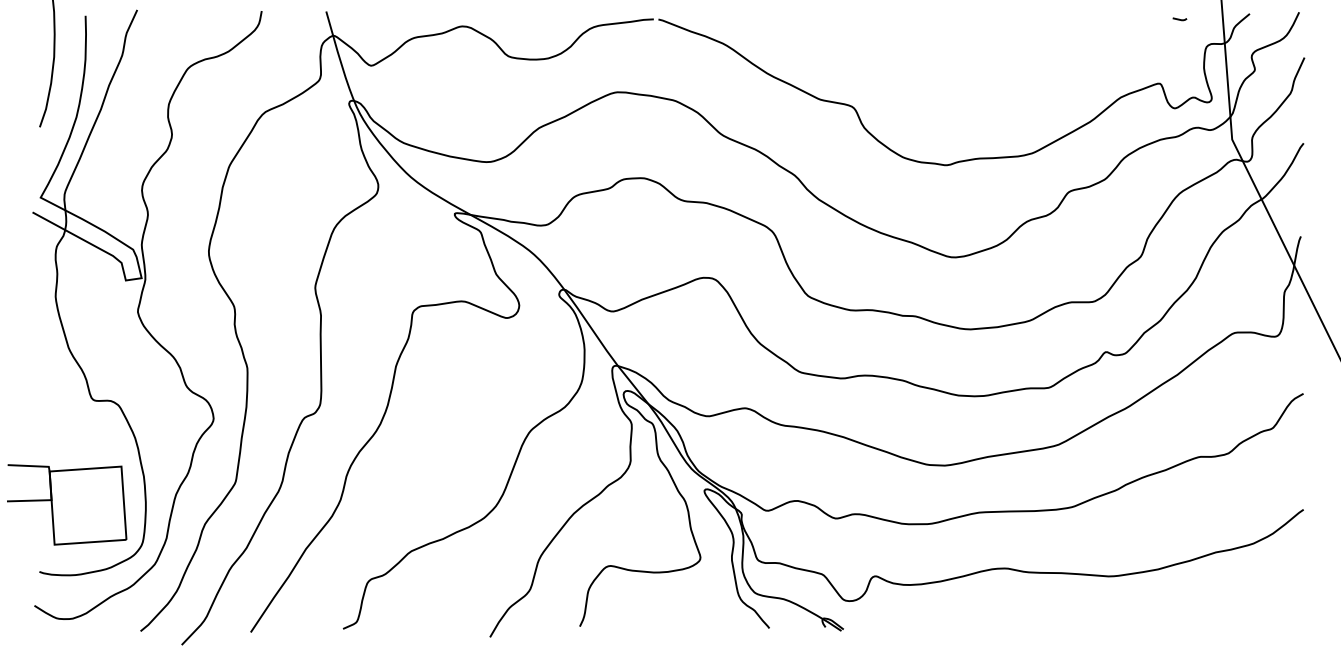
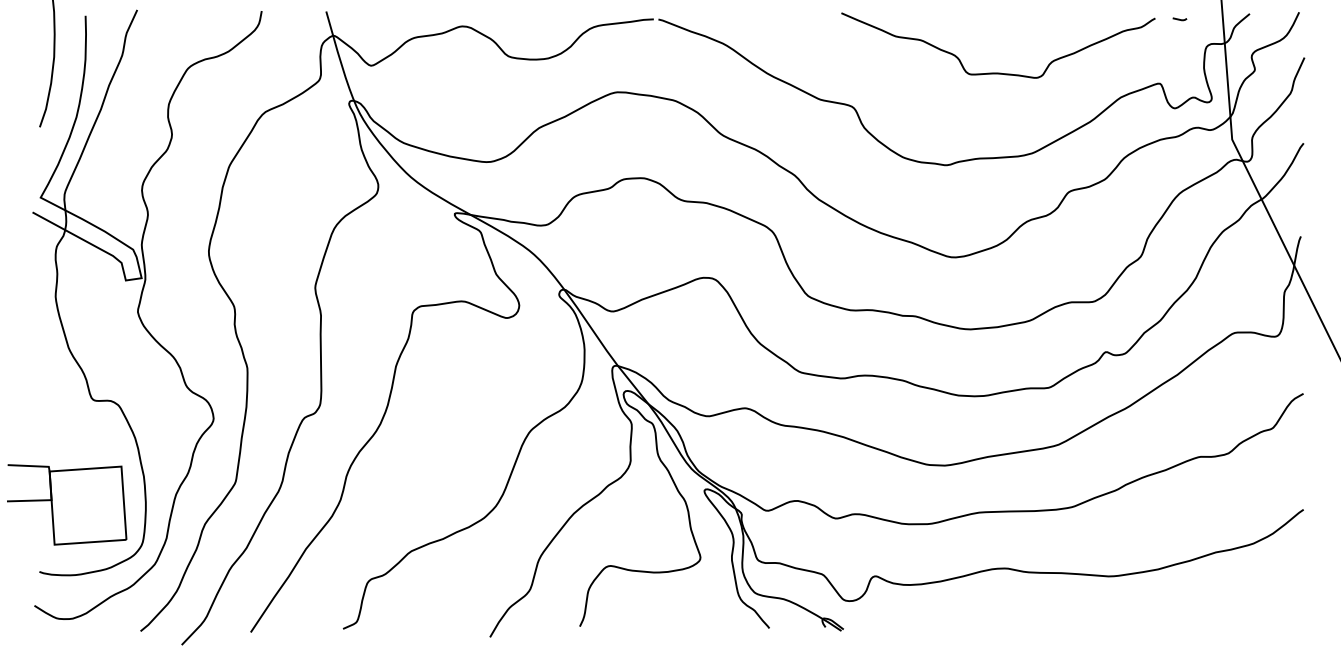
curve: none -> present (998, 72)
